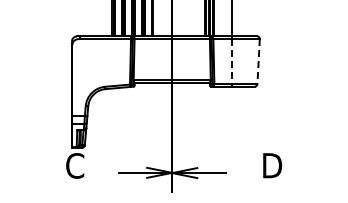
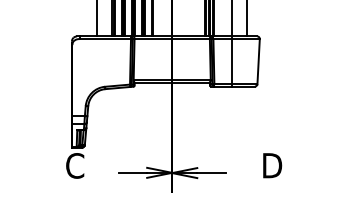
line: none -> present (97, 19)
line: none -> present (247, 19)
line: dashed -> solid (232, 61)
line: dashed -> solid (258, 61)
